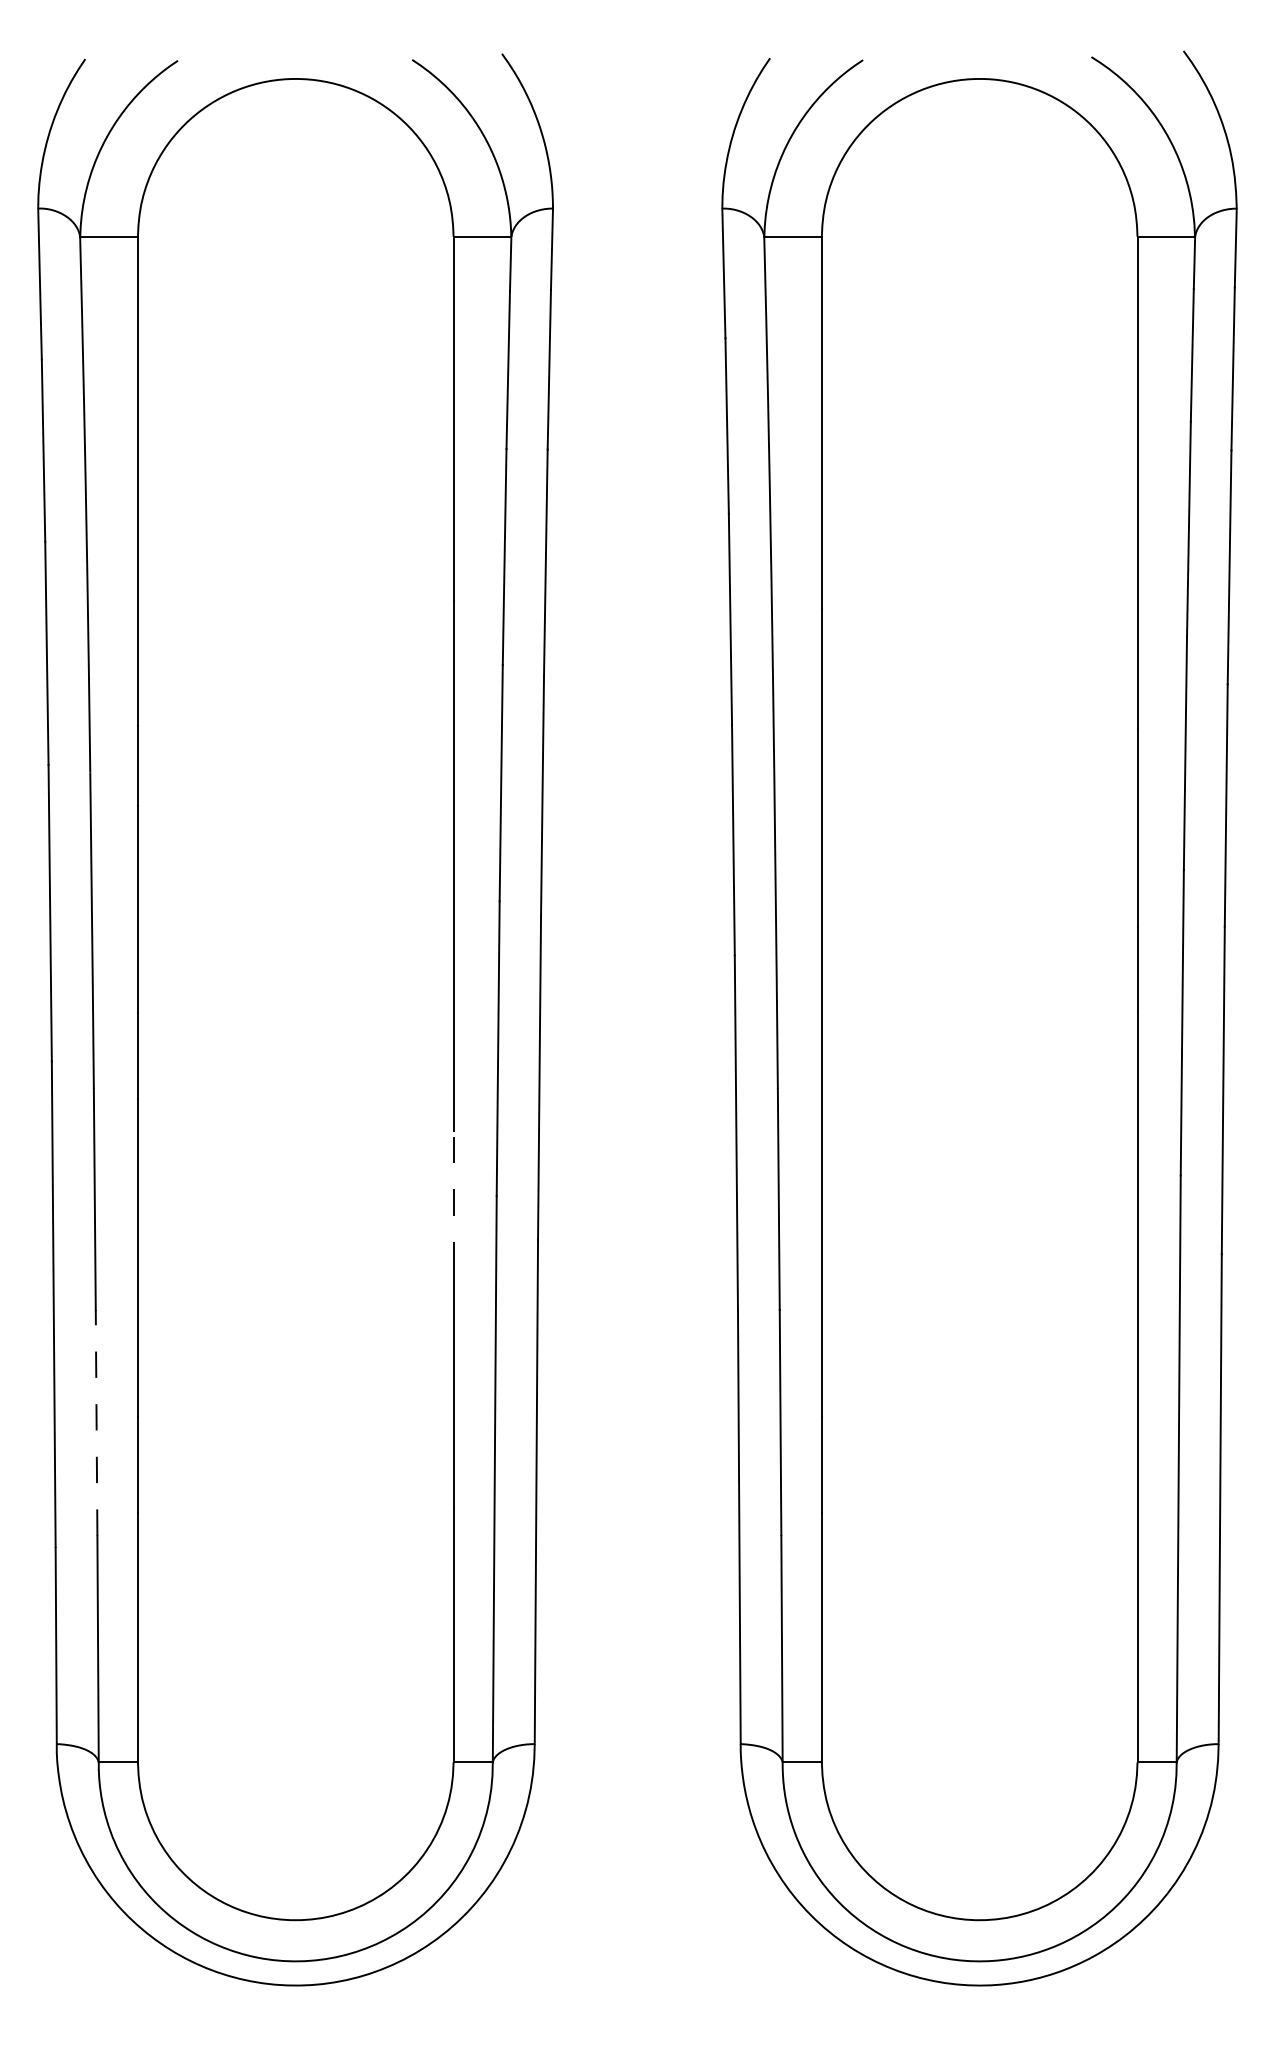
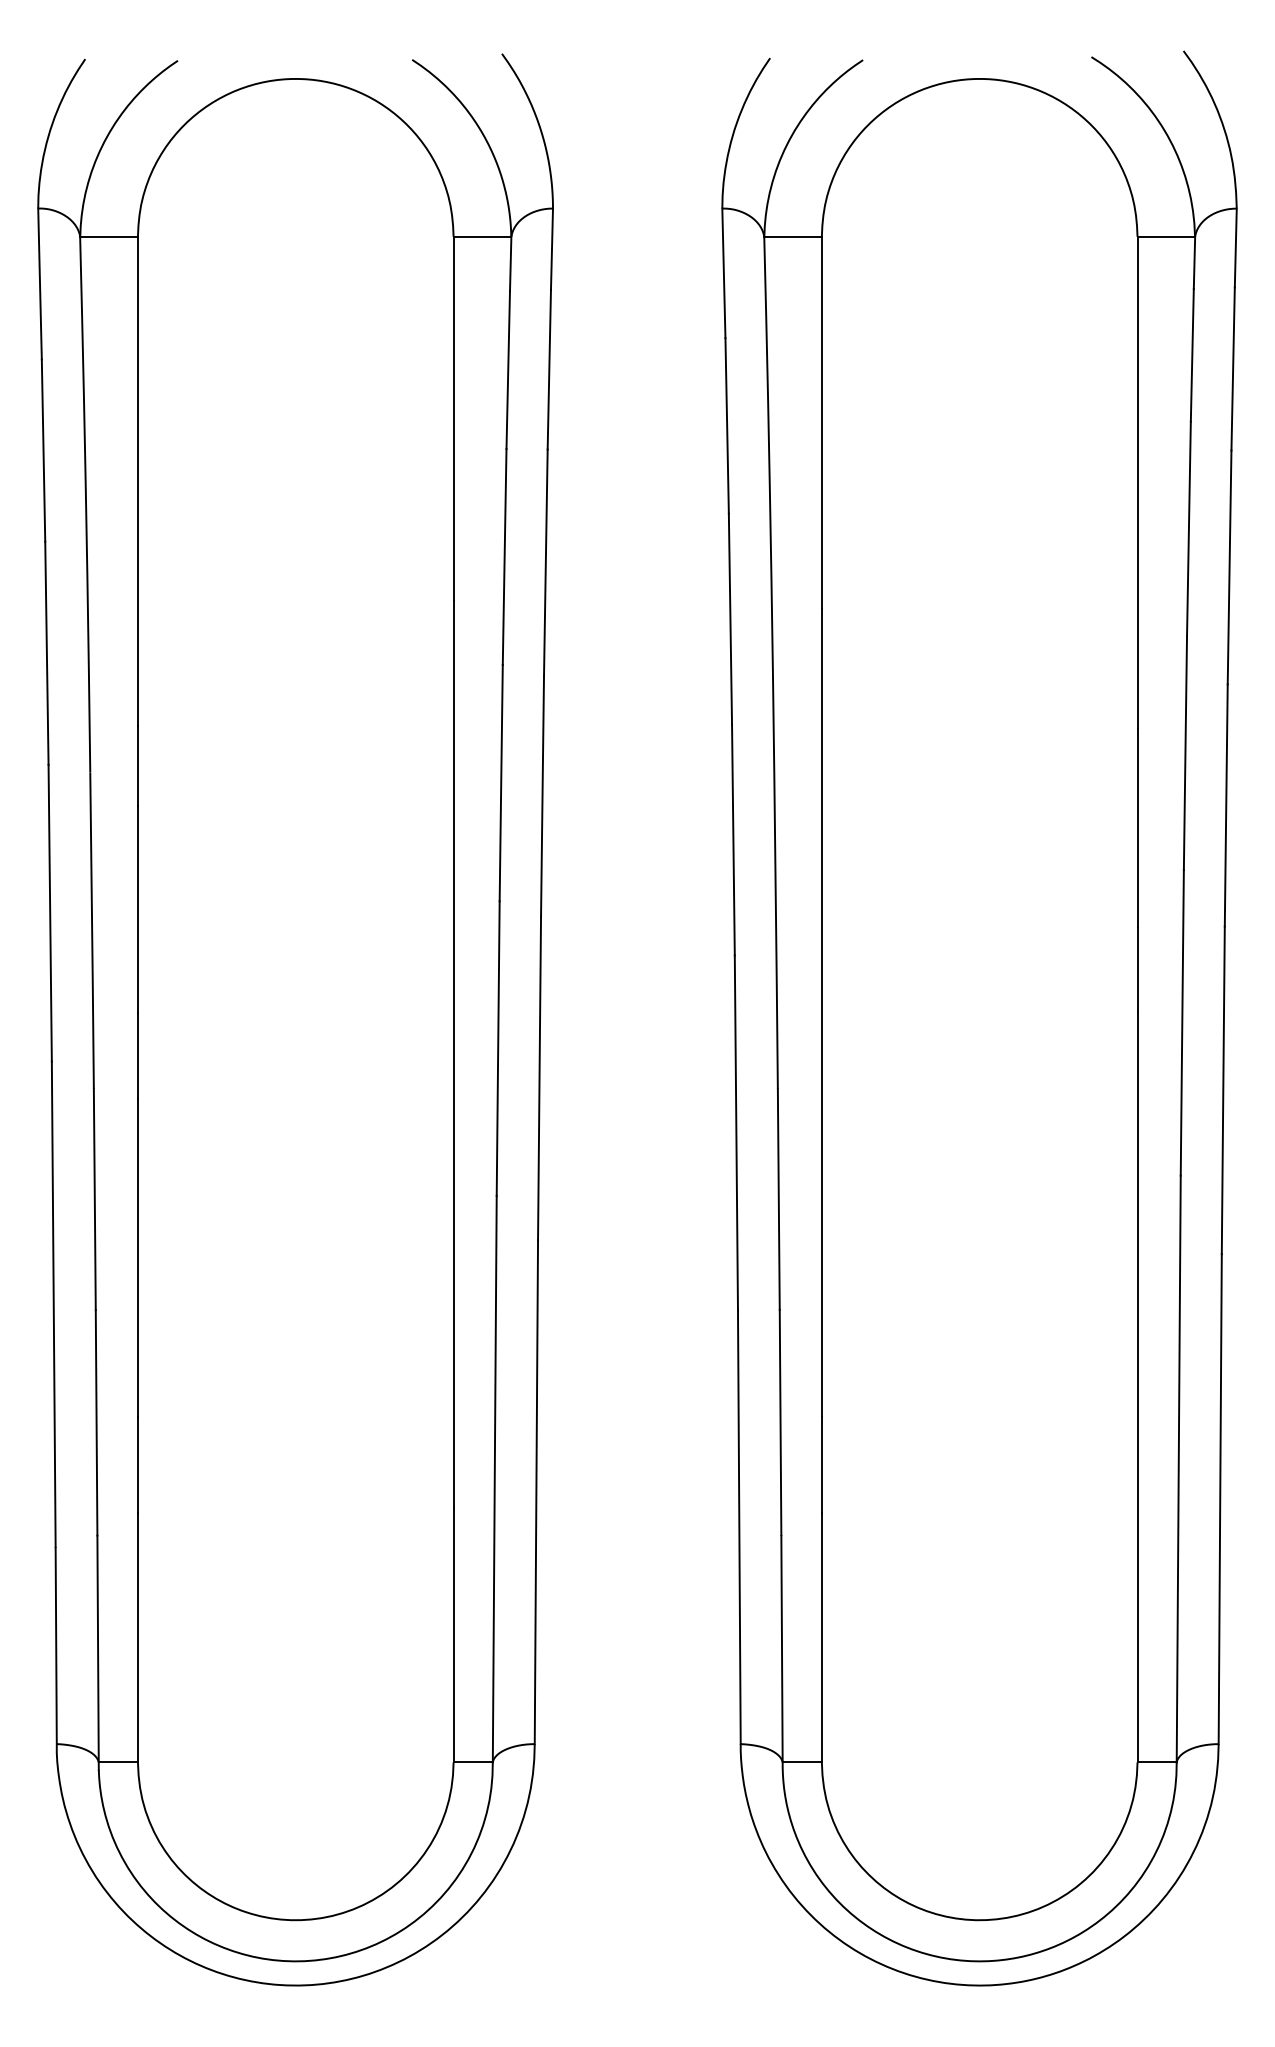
line: dashed -> solid (453, 1200)
line: dashed -> solid (96, 1422)
